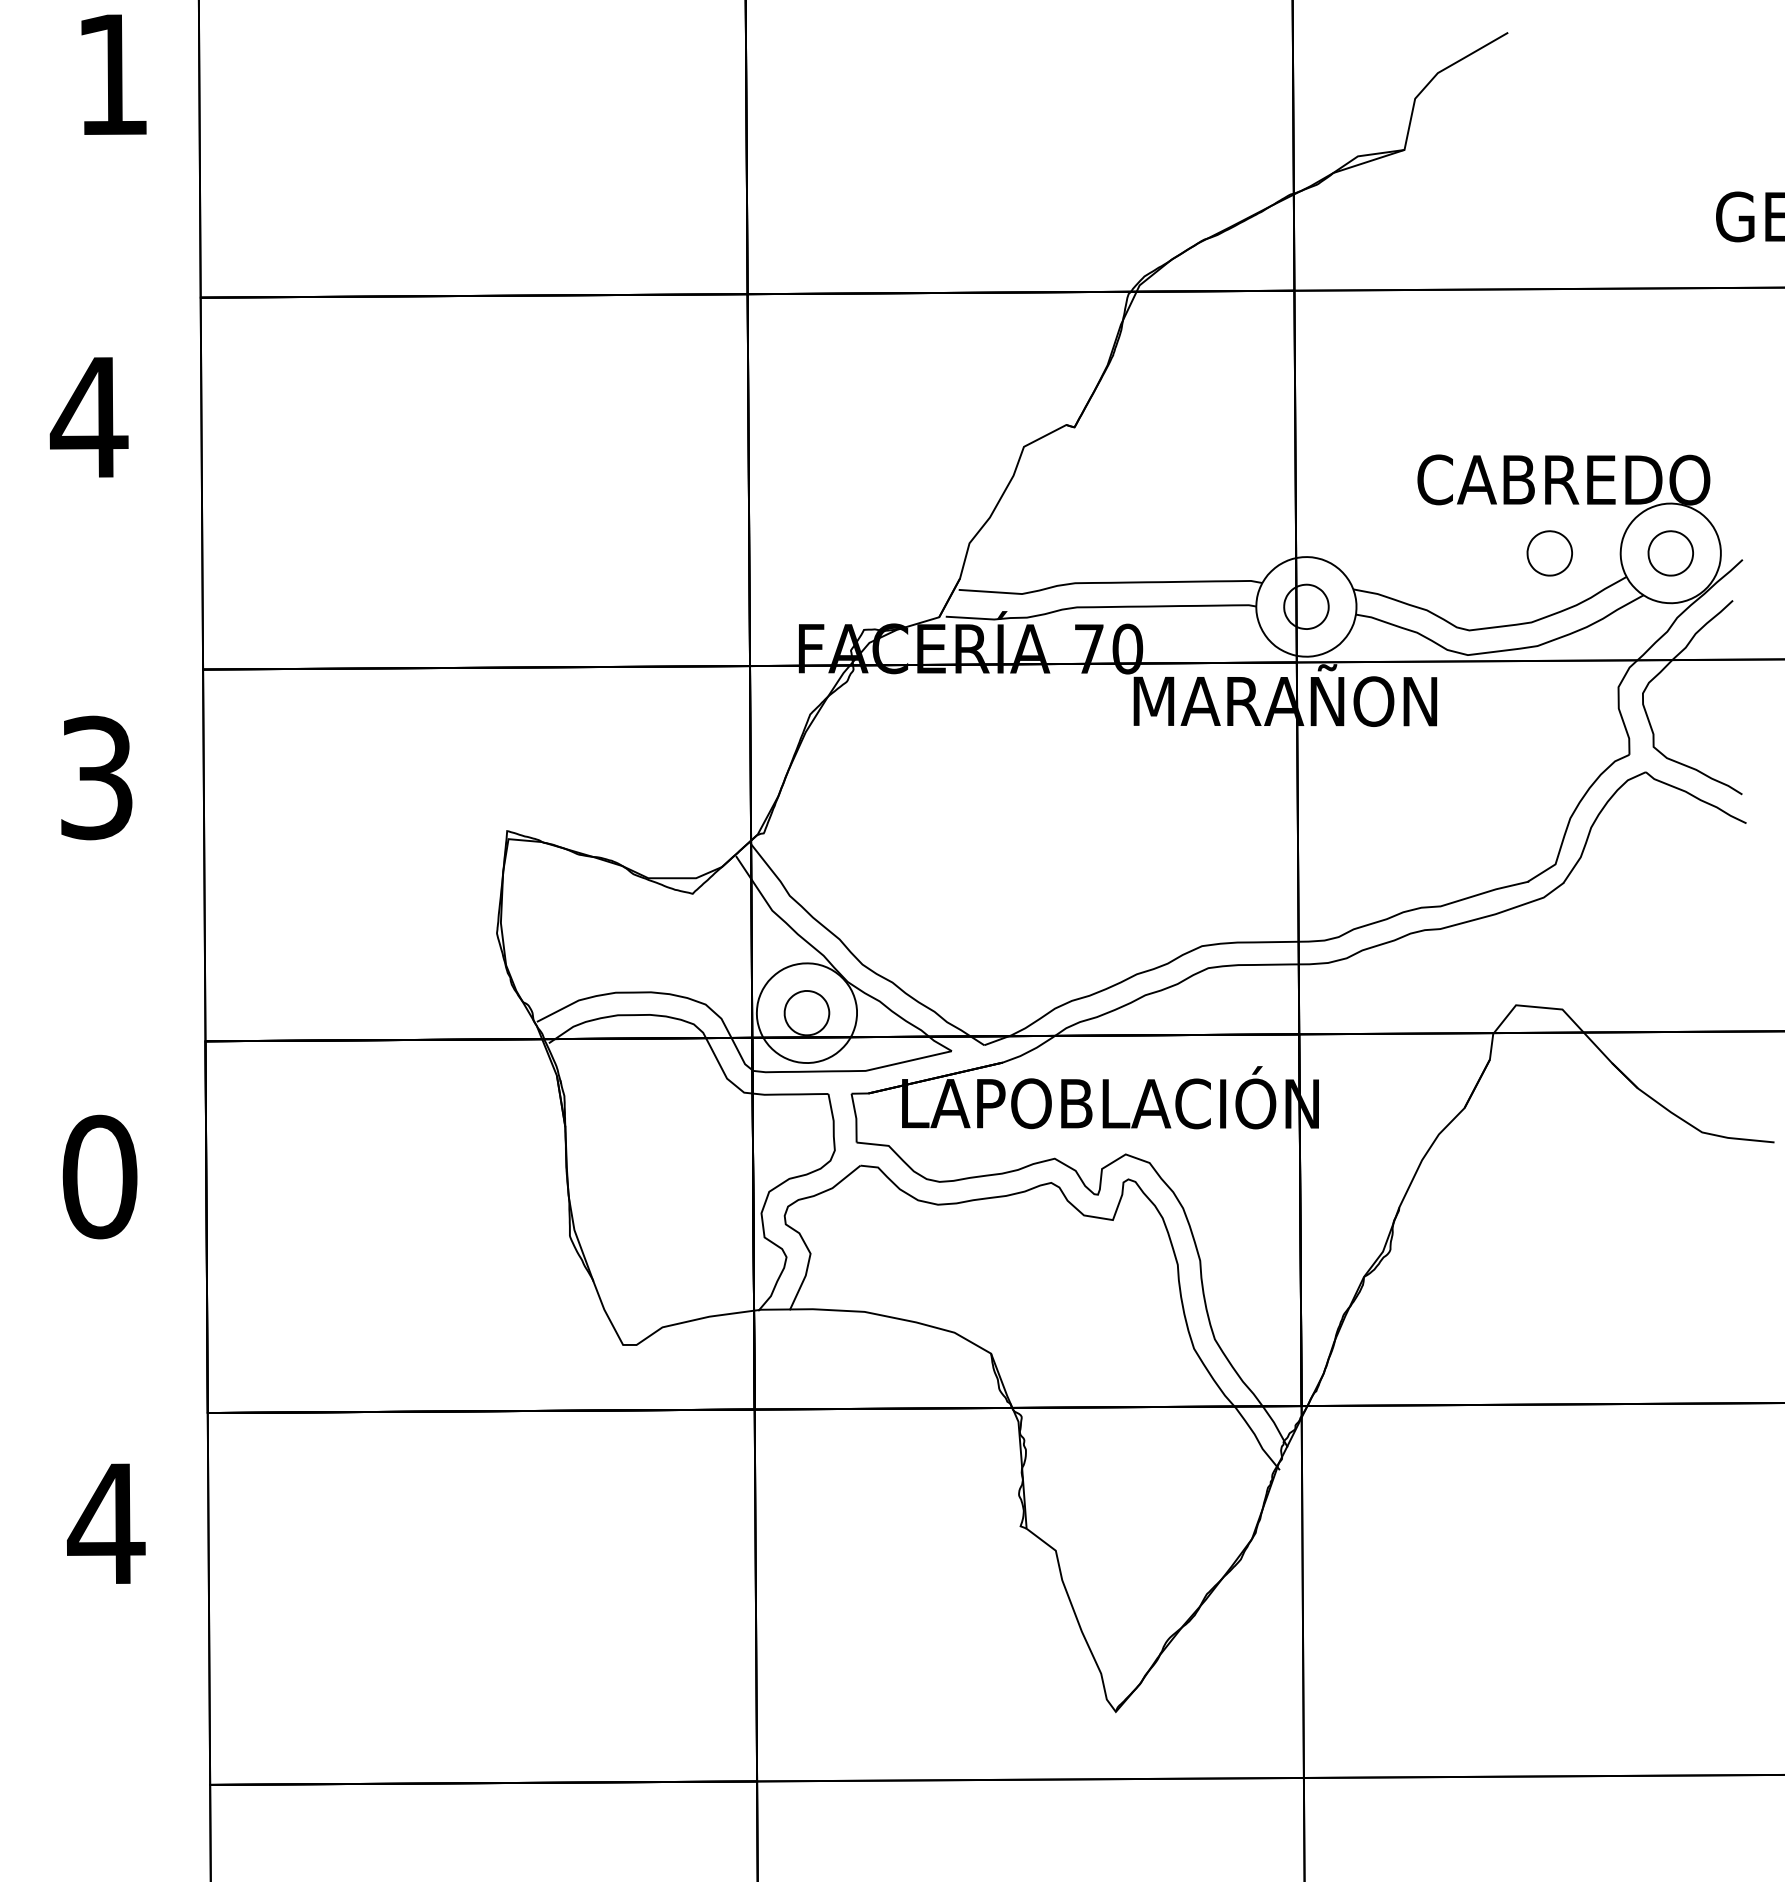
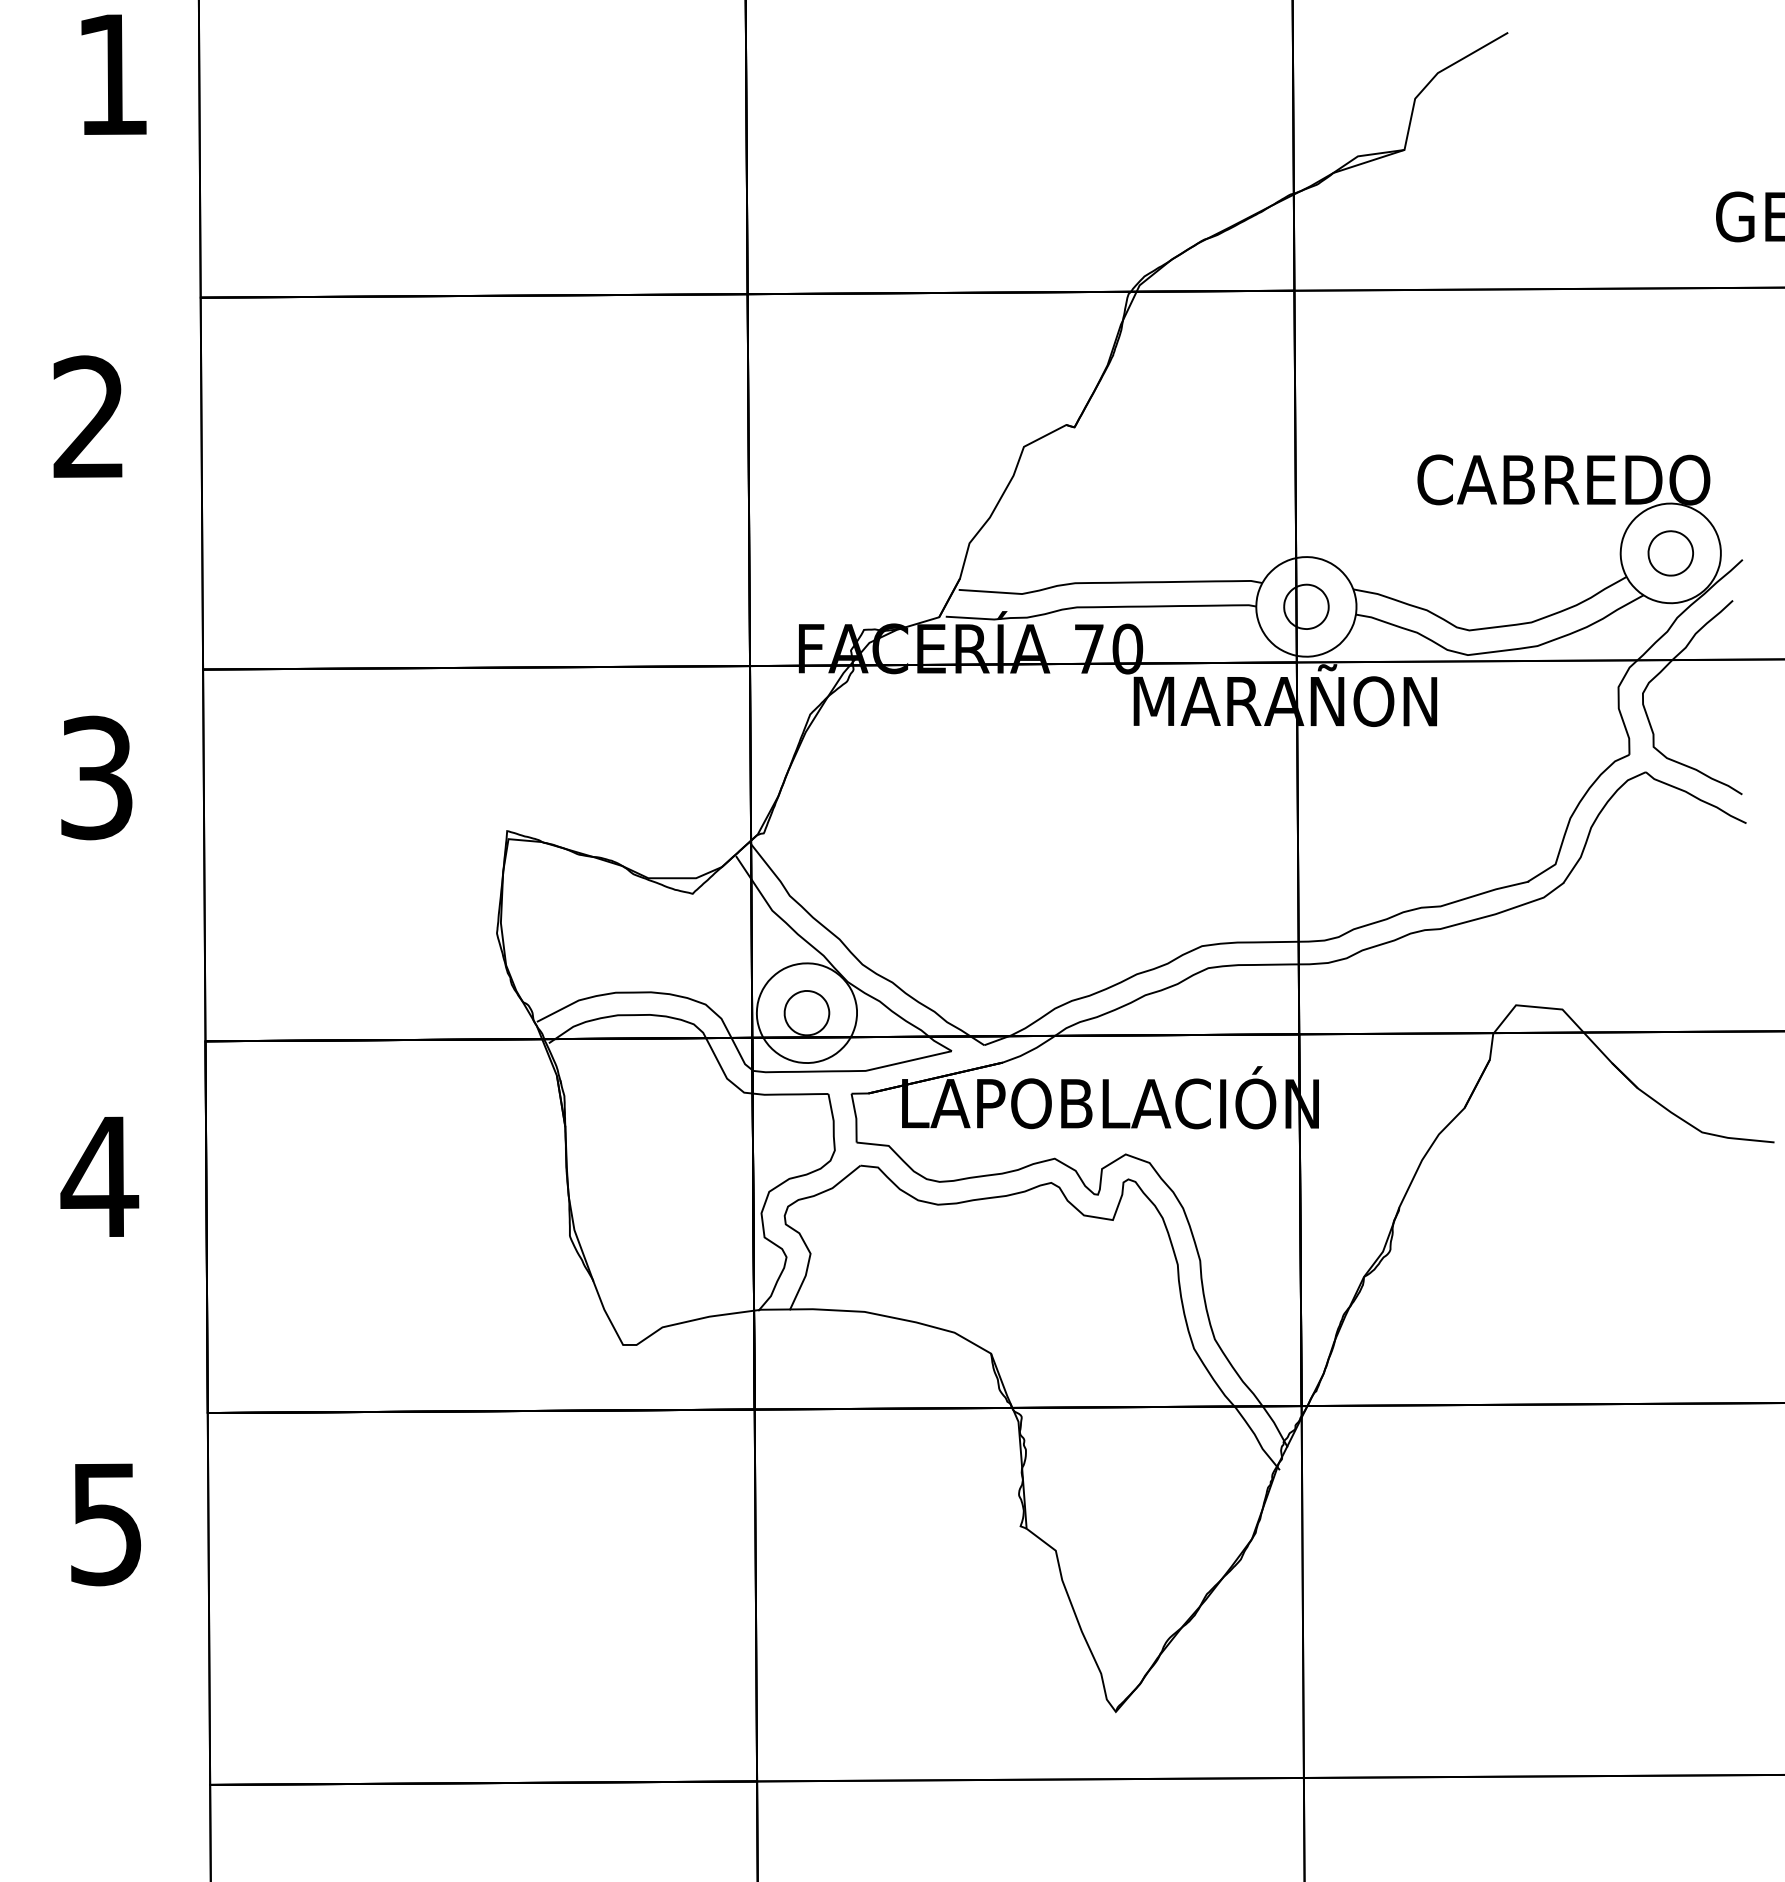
text: 4 -> 2 (88, 416)
part: present -> none (1549, 553)
text: 0 -> 4 (99, 1176)
text: 4 -> 5 (106, 1524)
